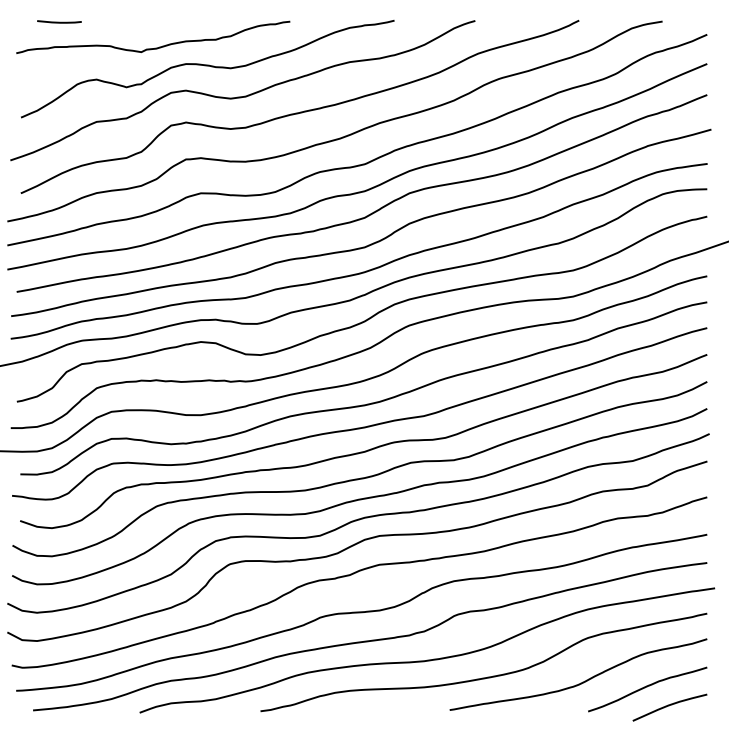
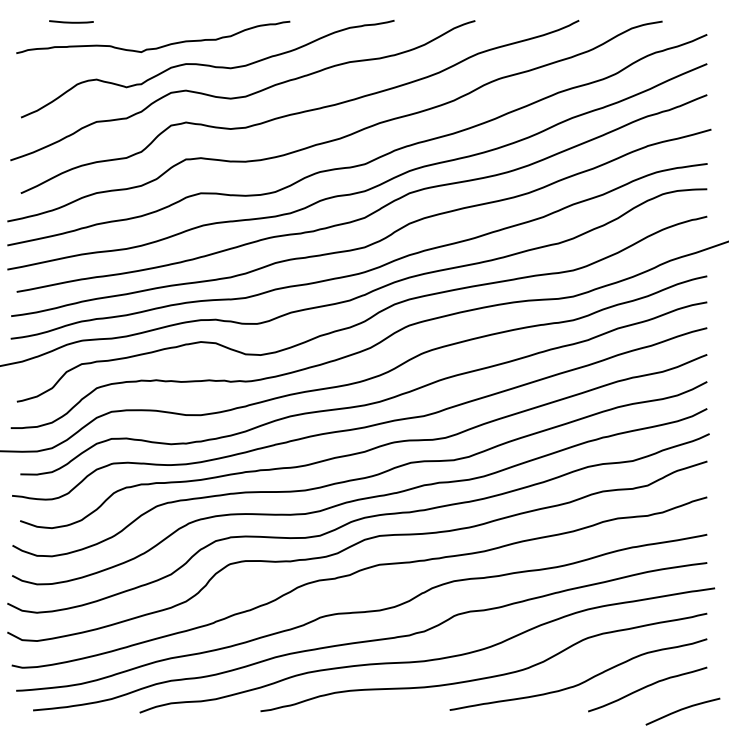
line position: (59, 21) -> (71, 21) (71, 21)
curve position: (669, 706) -> (682, 710) (682, 710)
